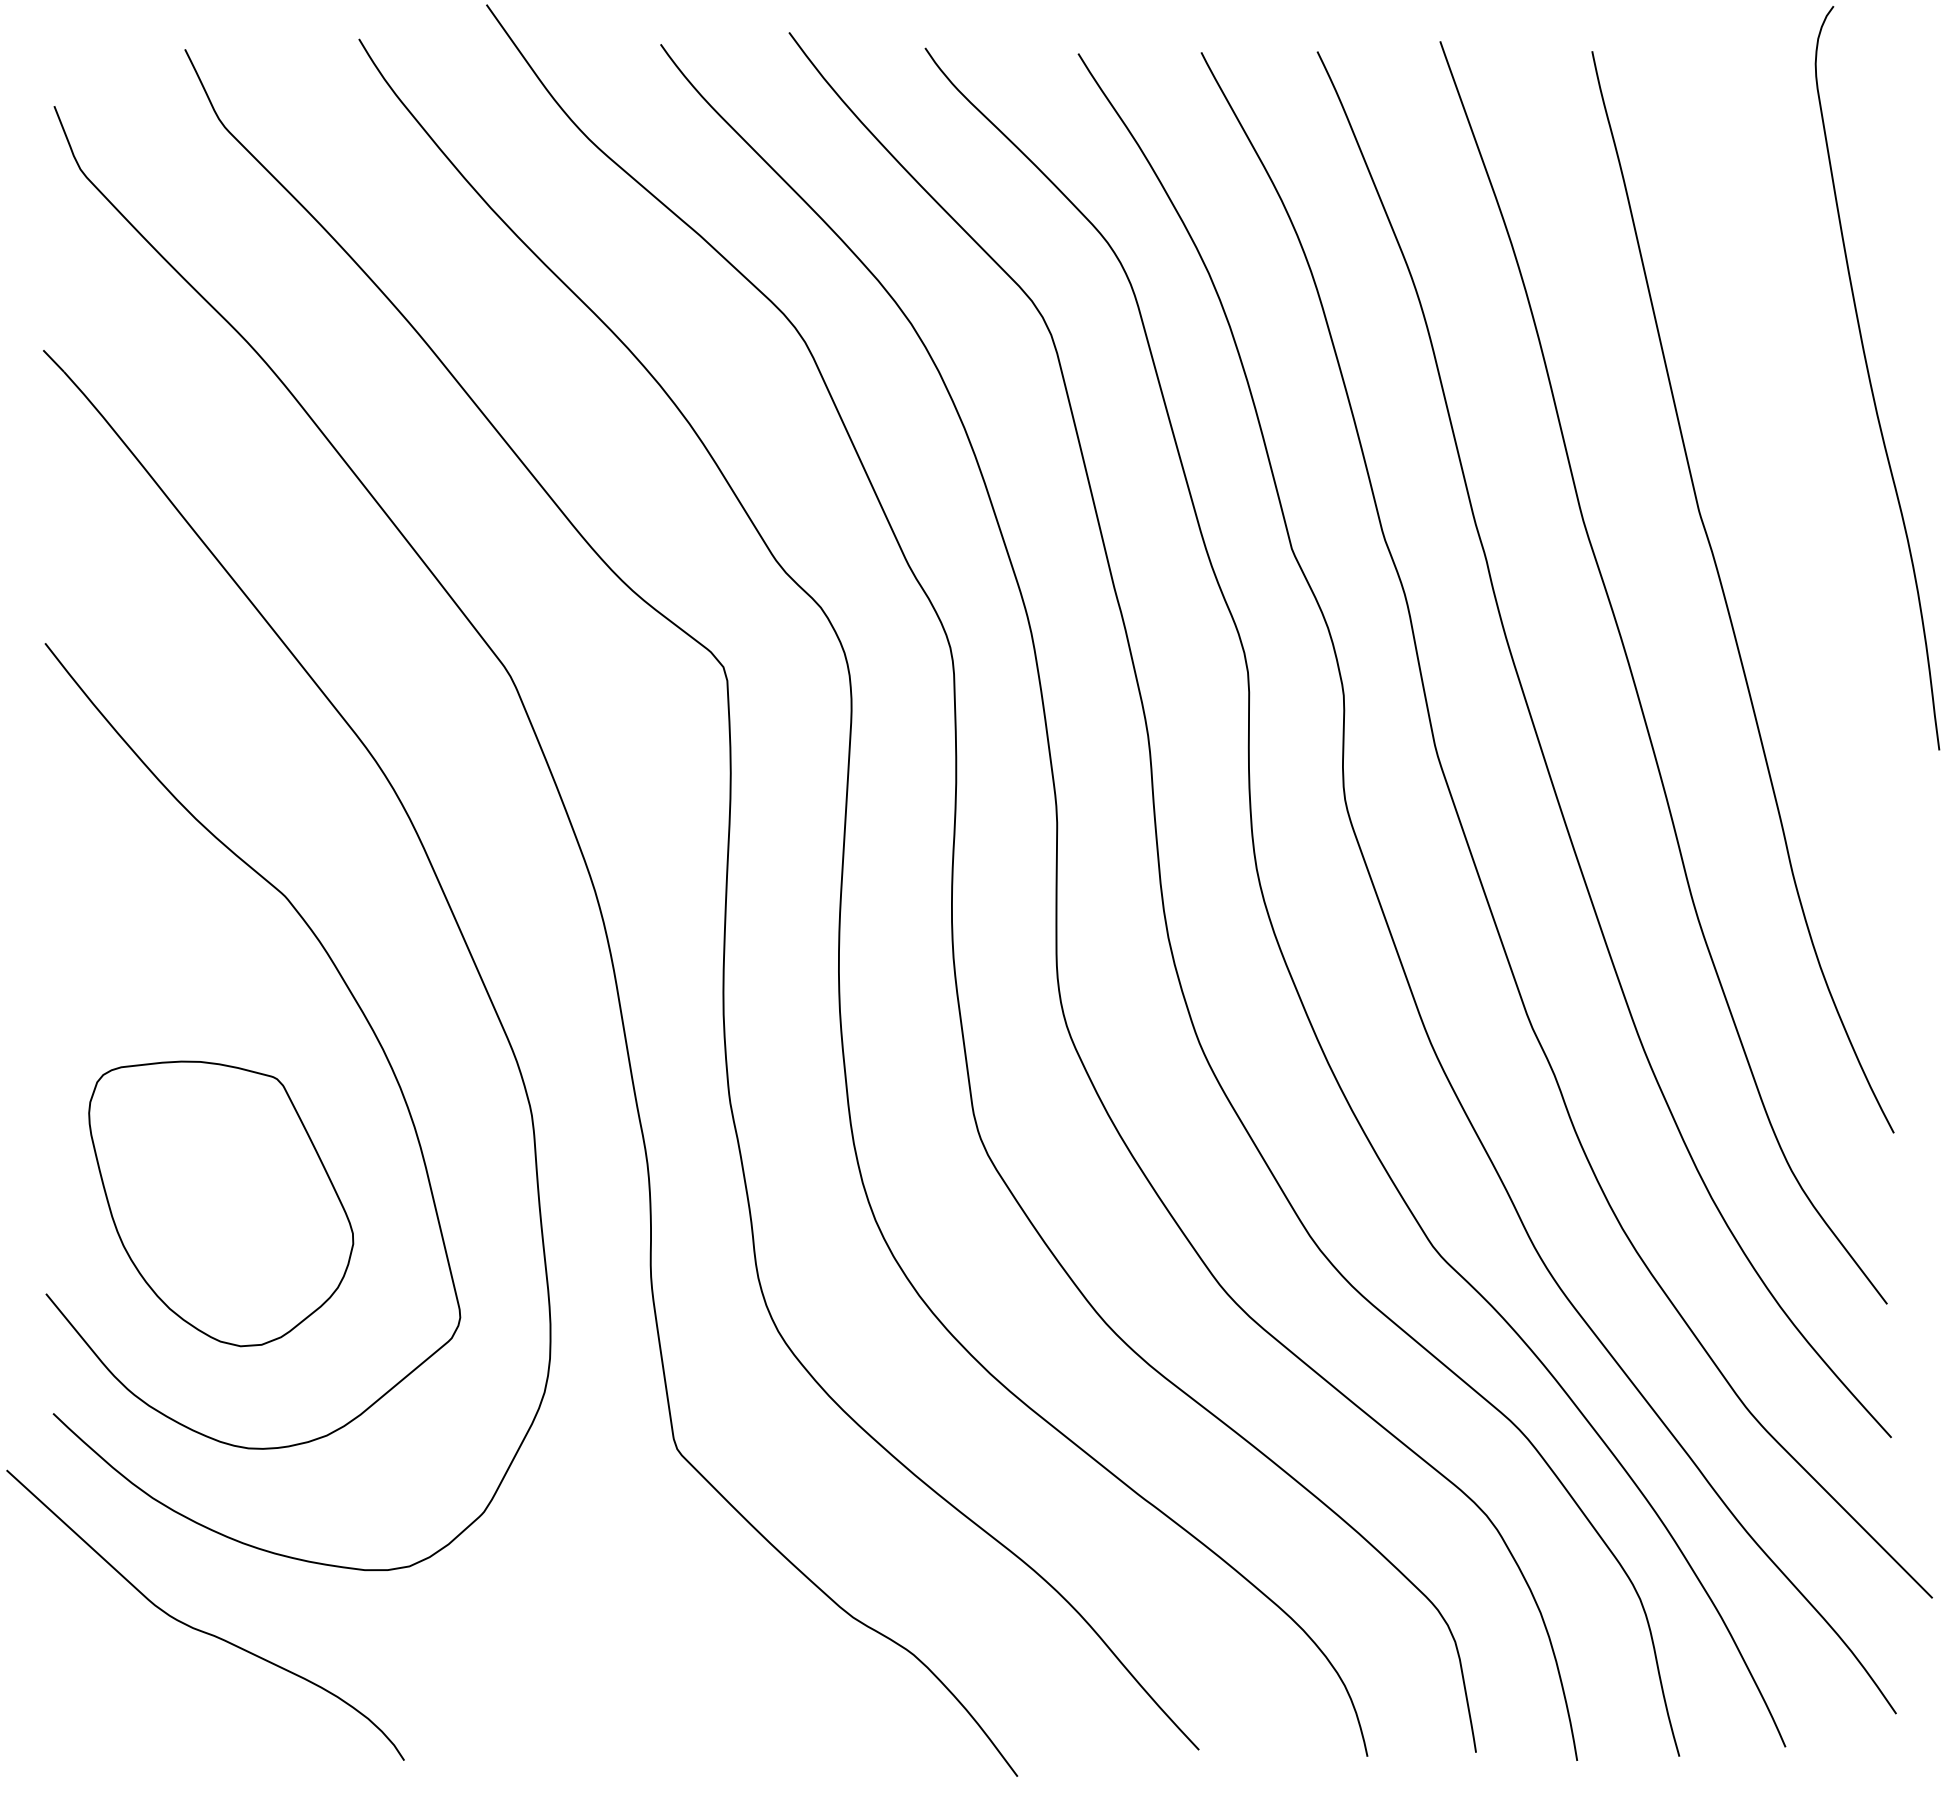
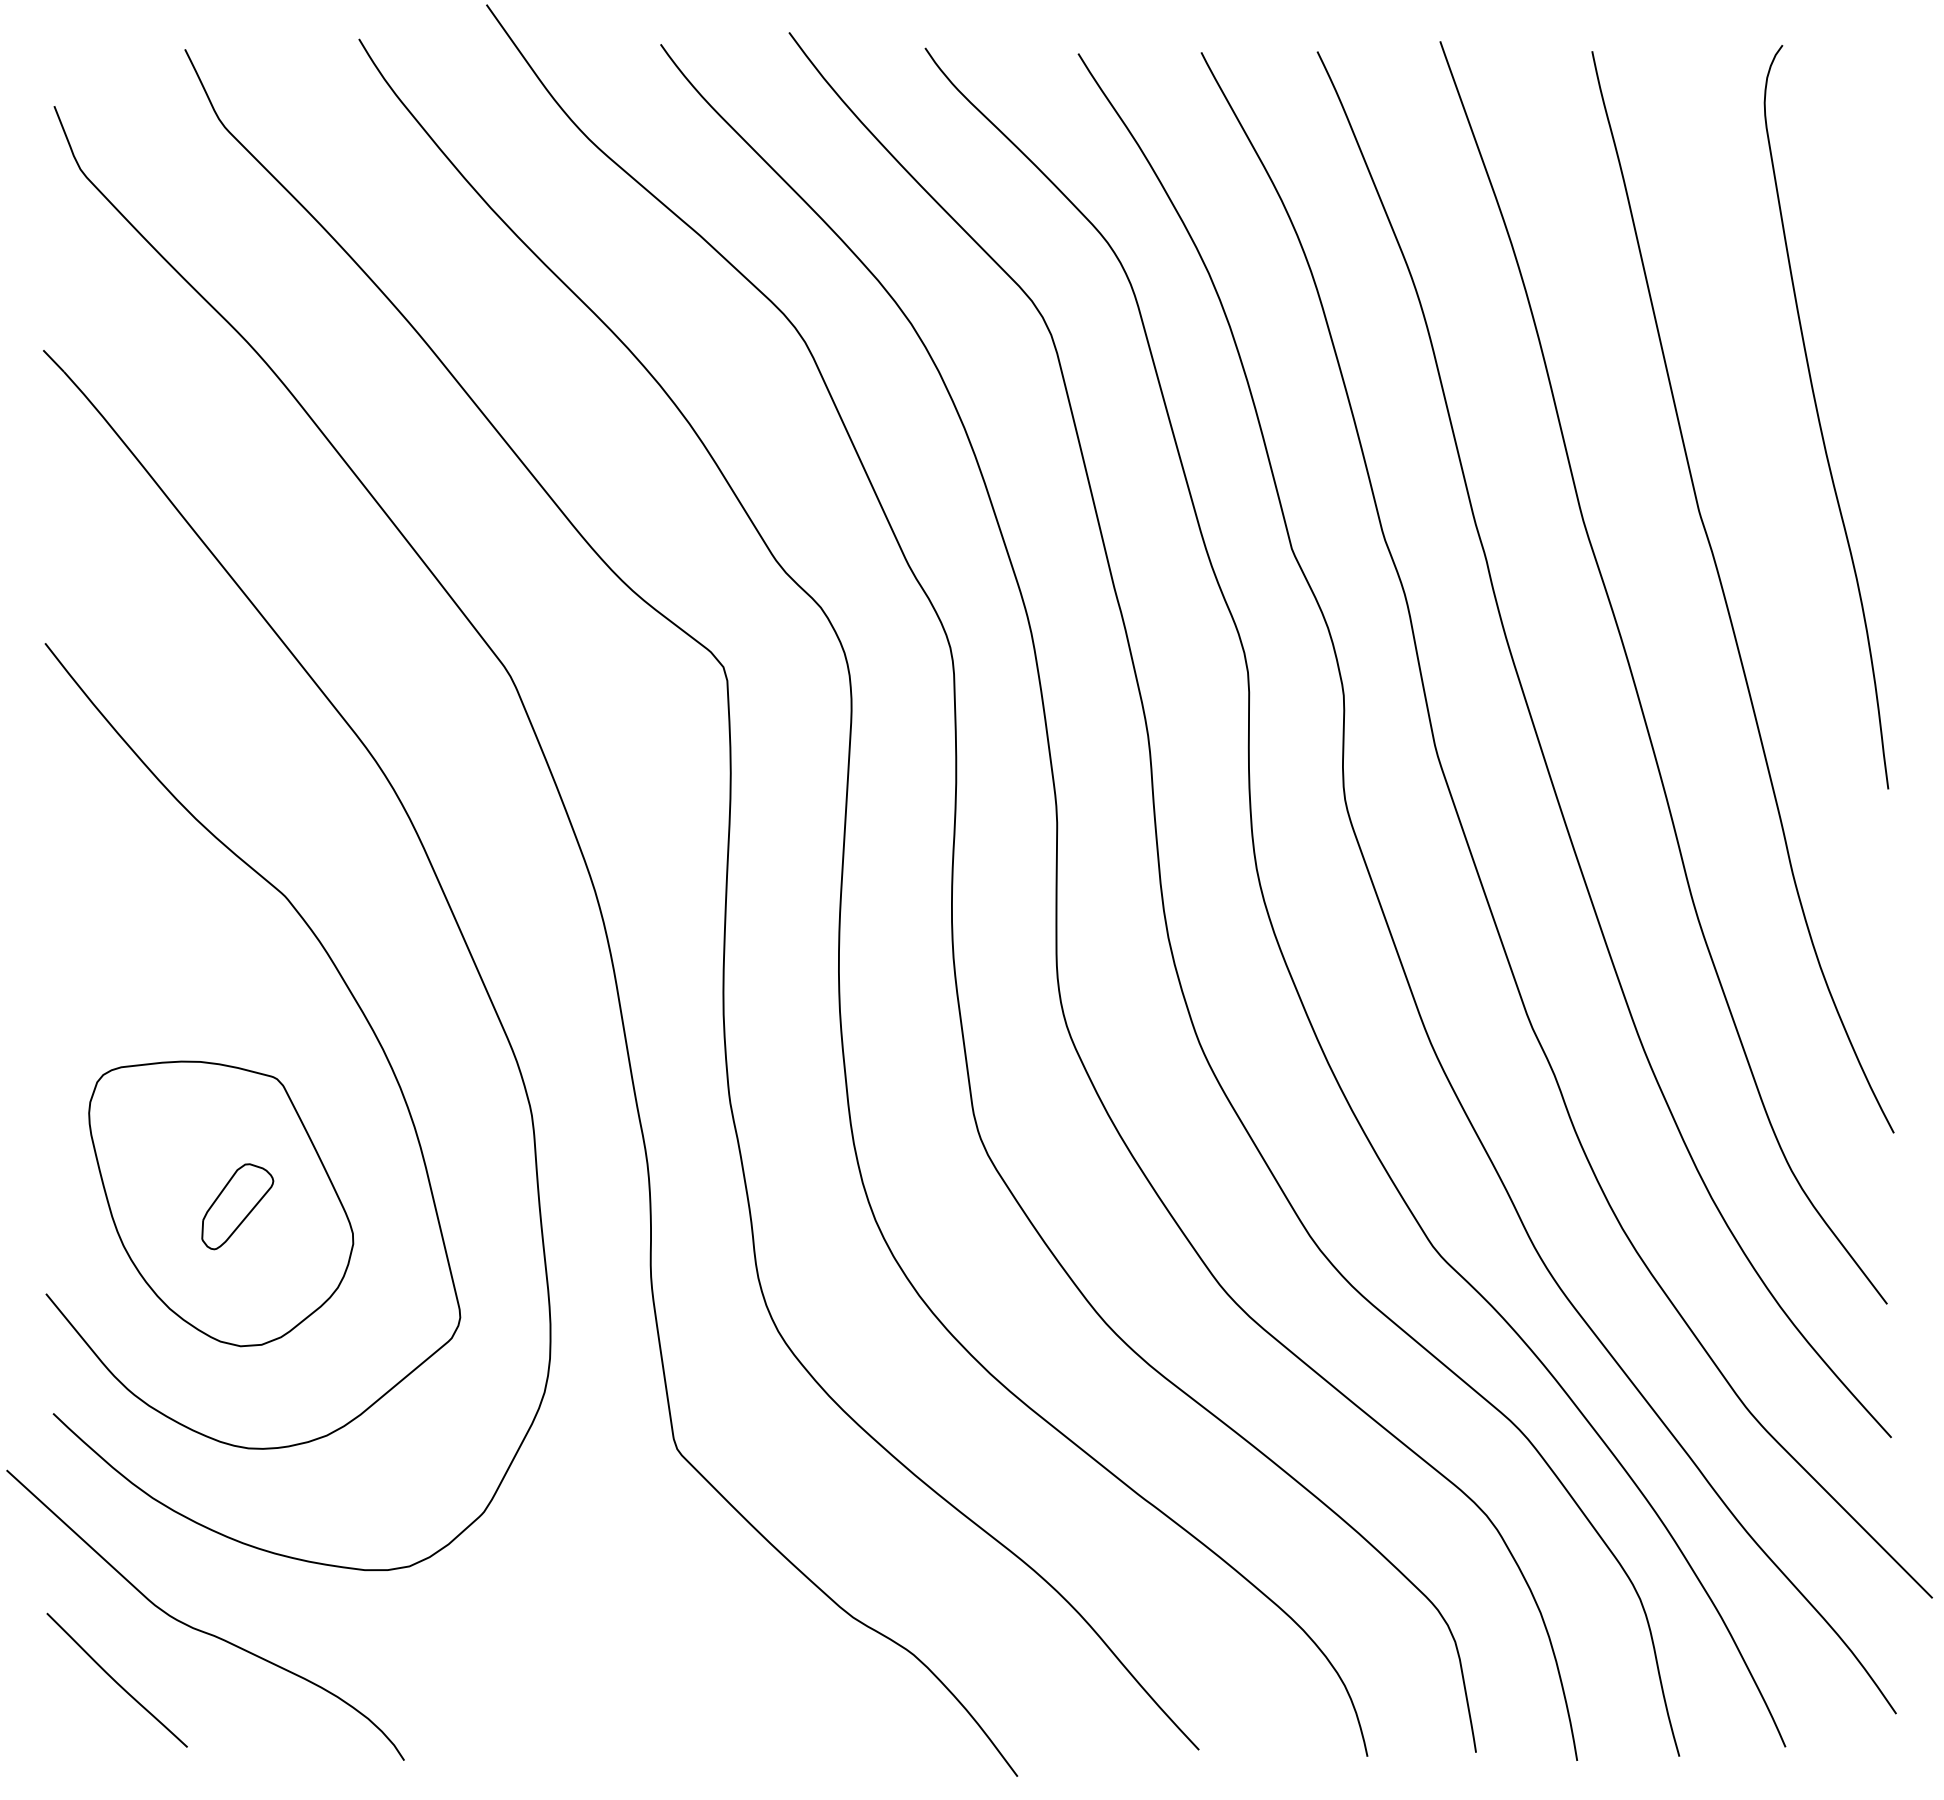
curve position: (1870, 378) -> (1819, 417) (1819, 417)
part: none -> present (237, 1206)
curve: none -> present (115, 1680)
